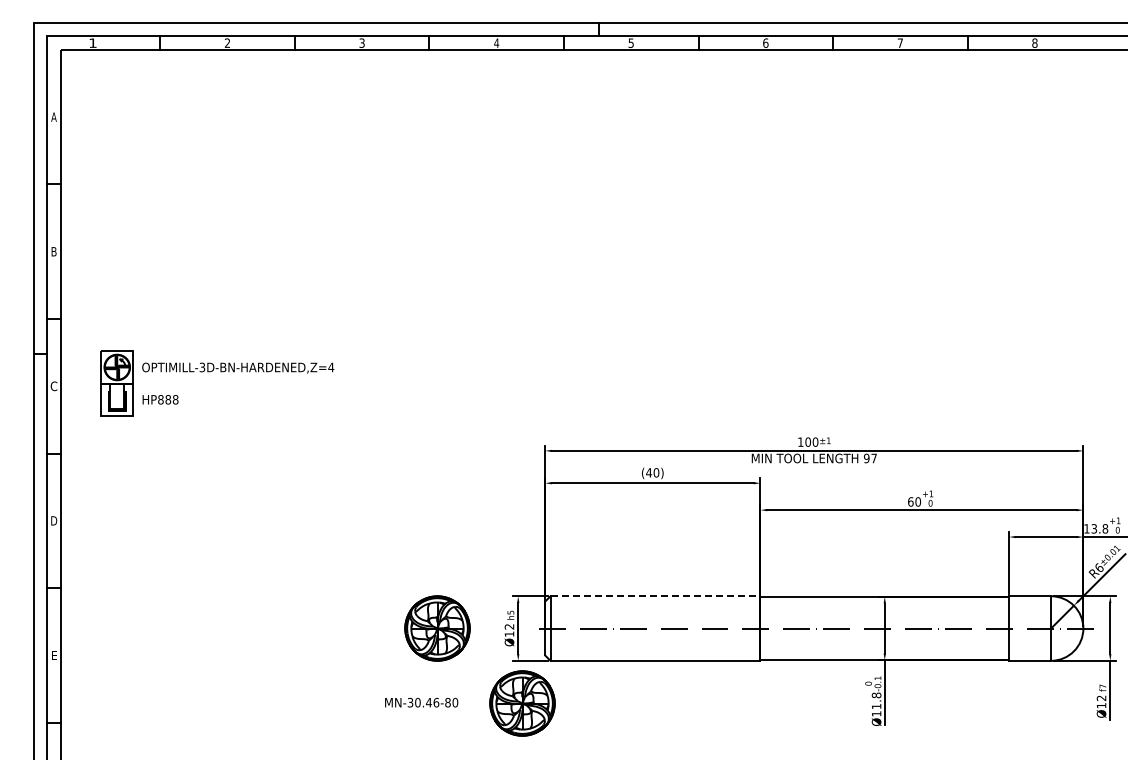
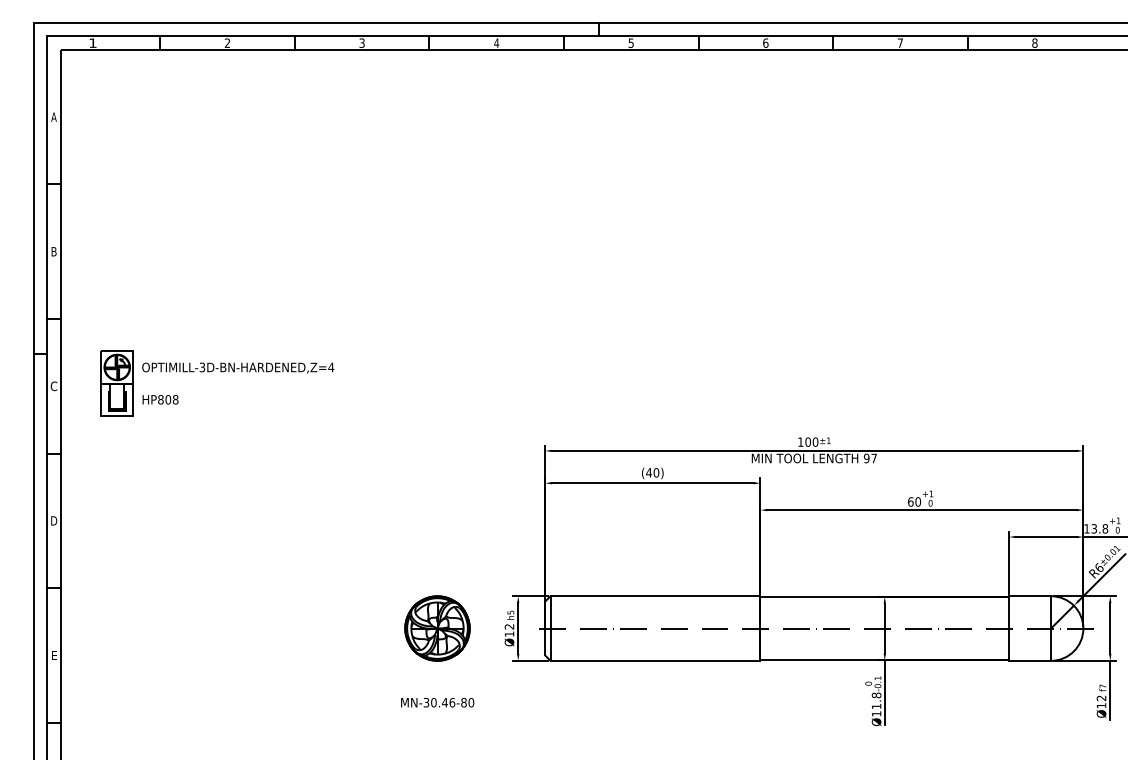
text: HP888 -> HP808 (168, 399)
line: dashed -> solid (655, 596)
text position: (421, 702) -> (437, 702) (437, 702)
part: present -> none (522, 703)
